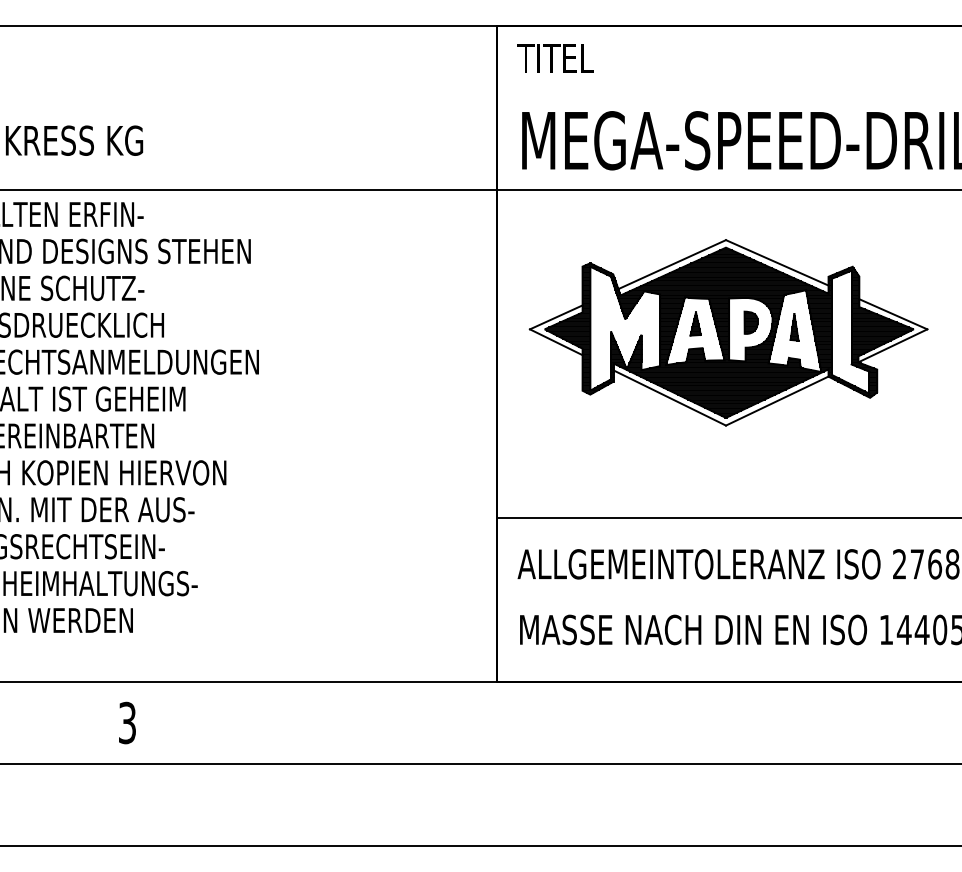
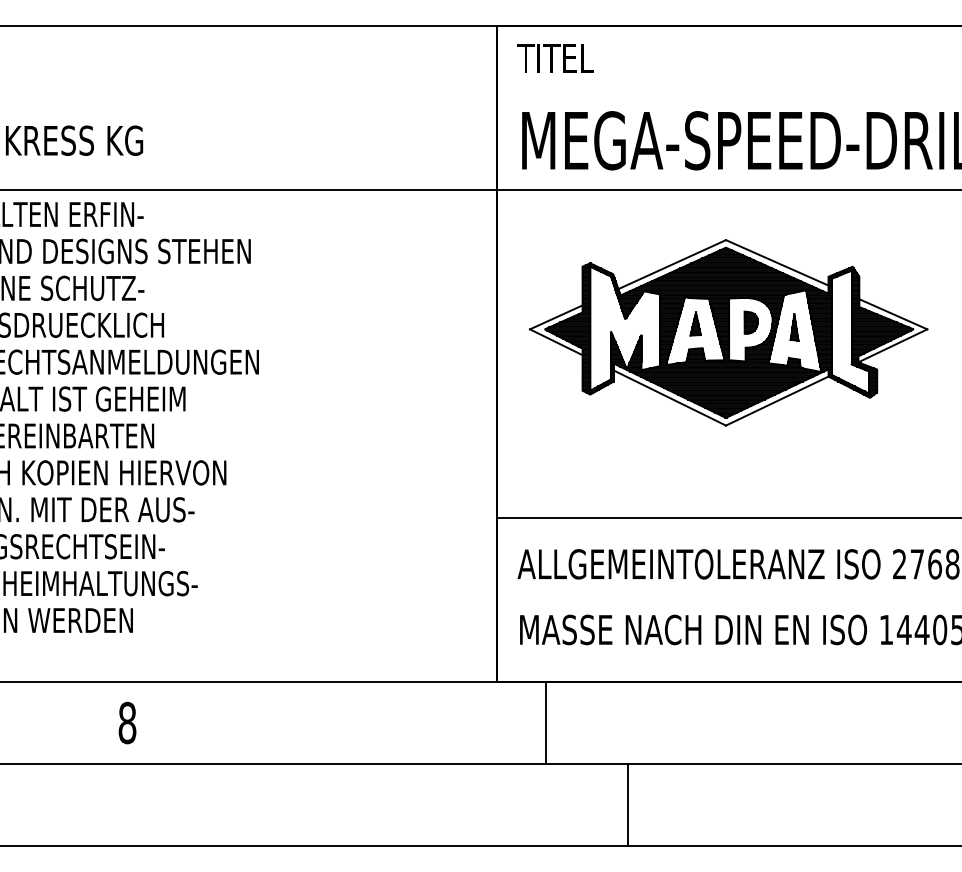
text: 3 -> 8 (127, 722)
line: none -> present (546, 723)
line: none -> present (628, 805)
